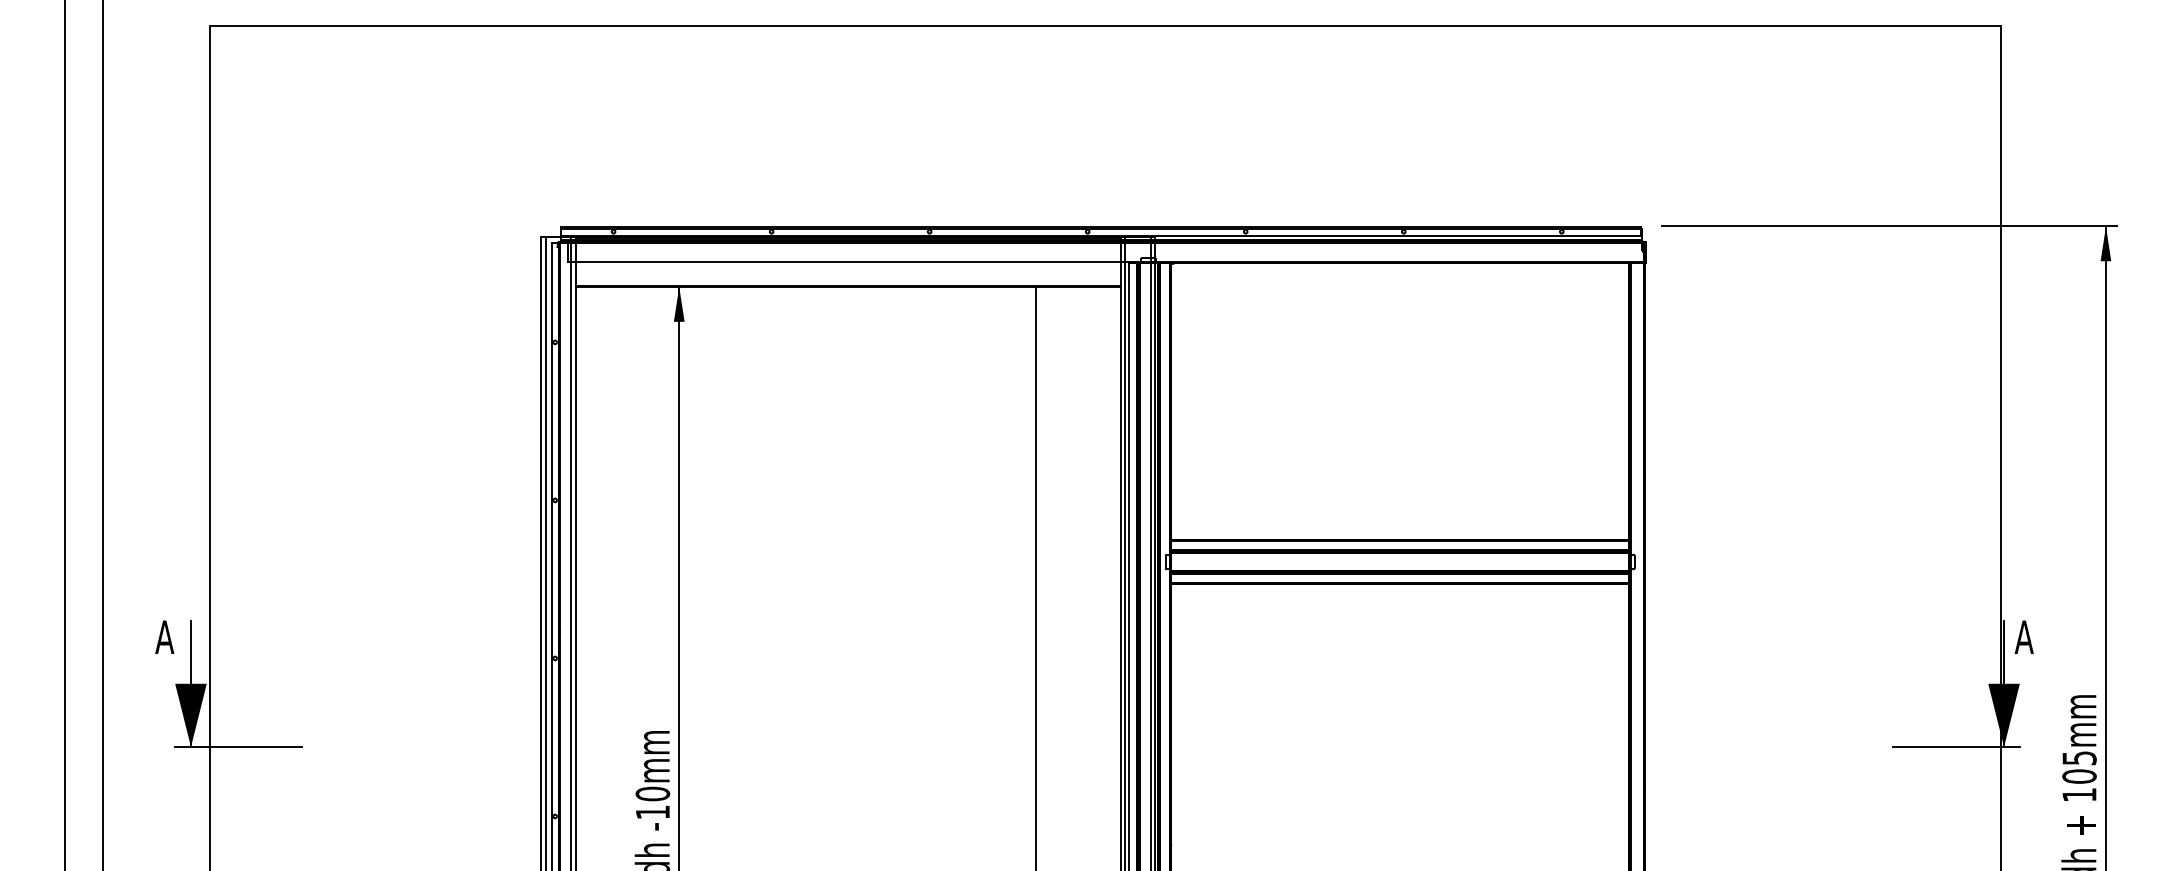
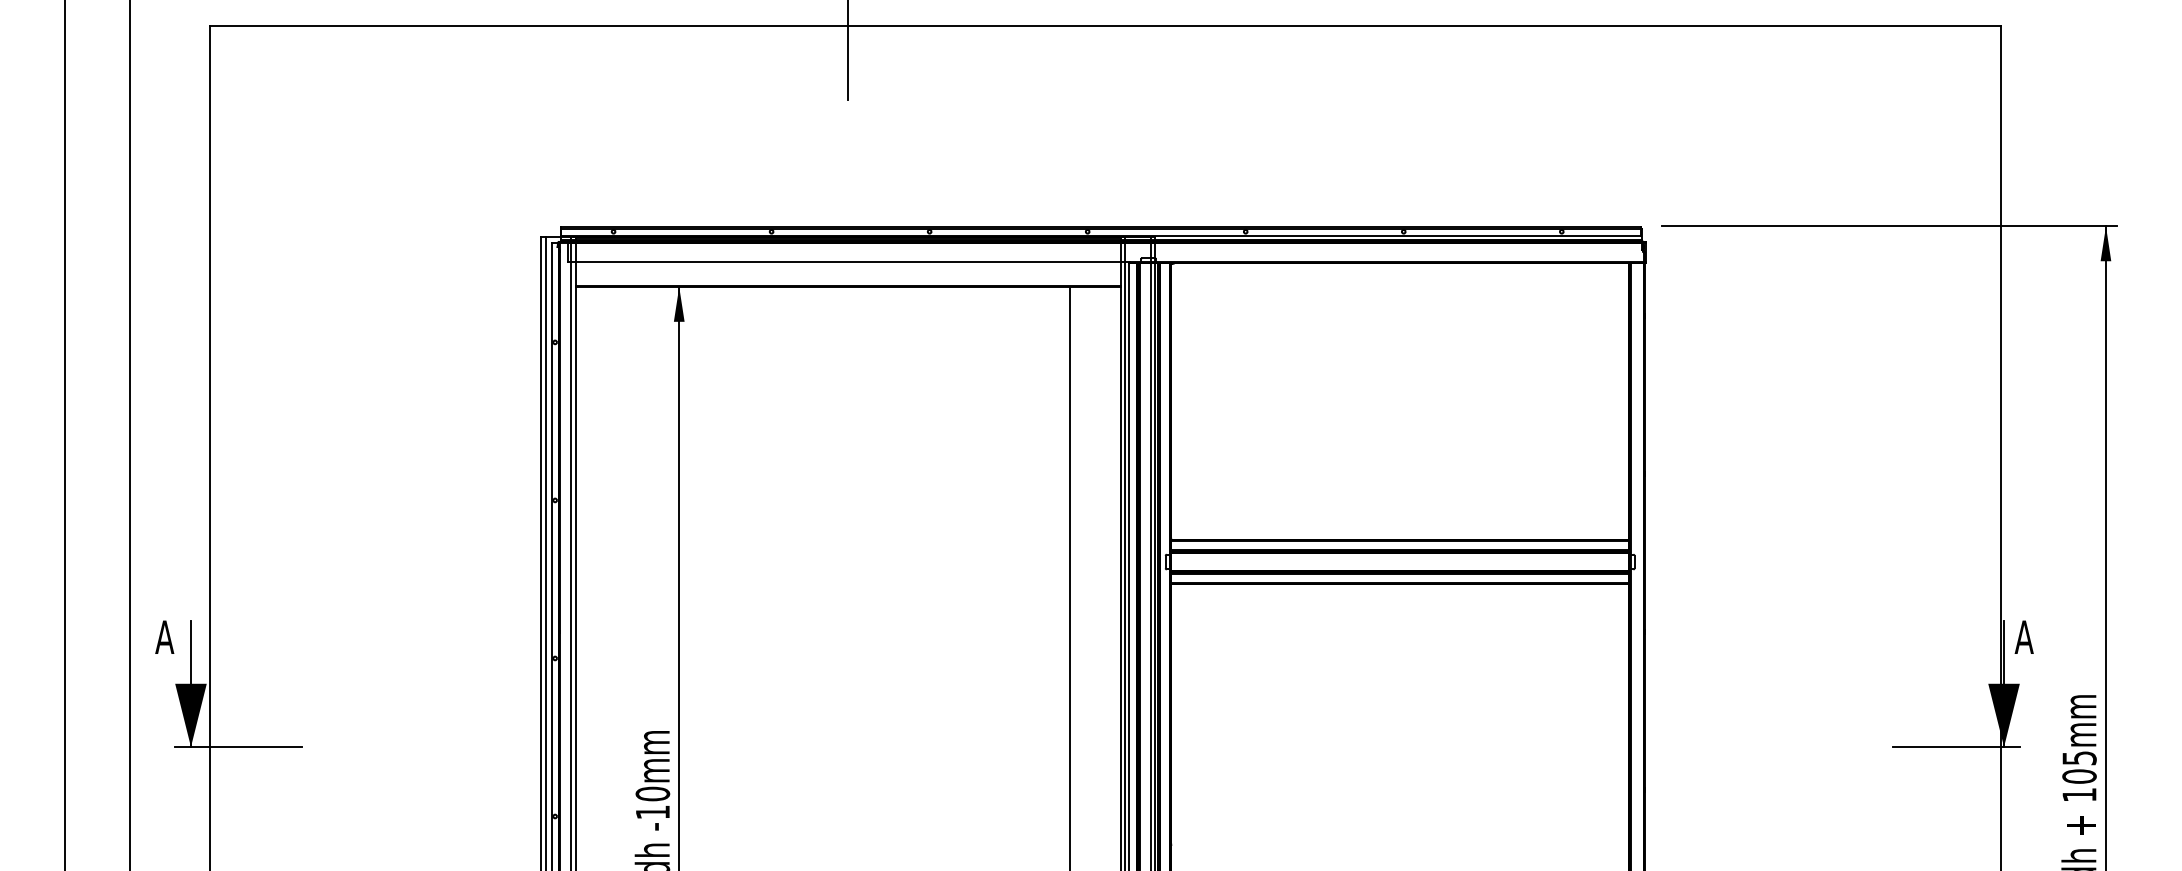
line: none -> present (847, 51)
line position: (102, 434) -> (129, 434) (129, 434)
line position: (1036, 577) -> (1070, 577) (1070, 577)
